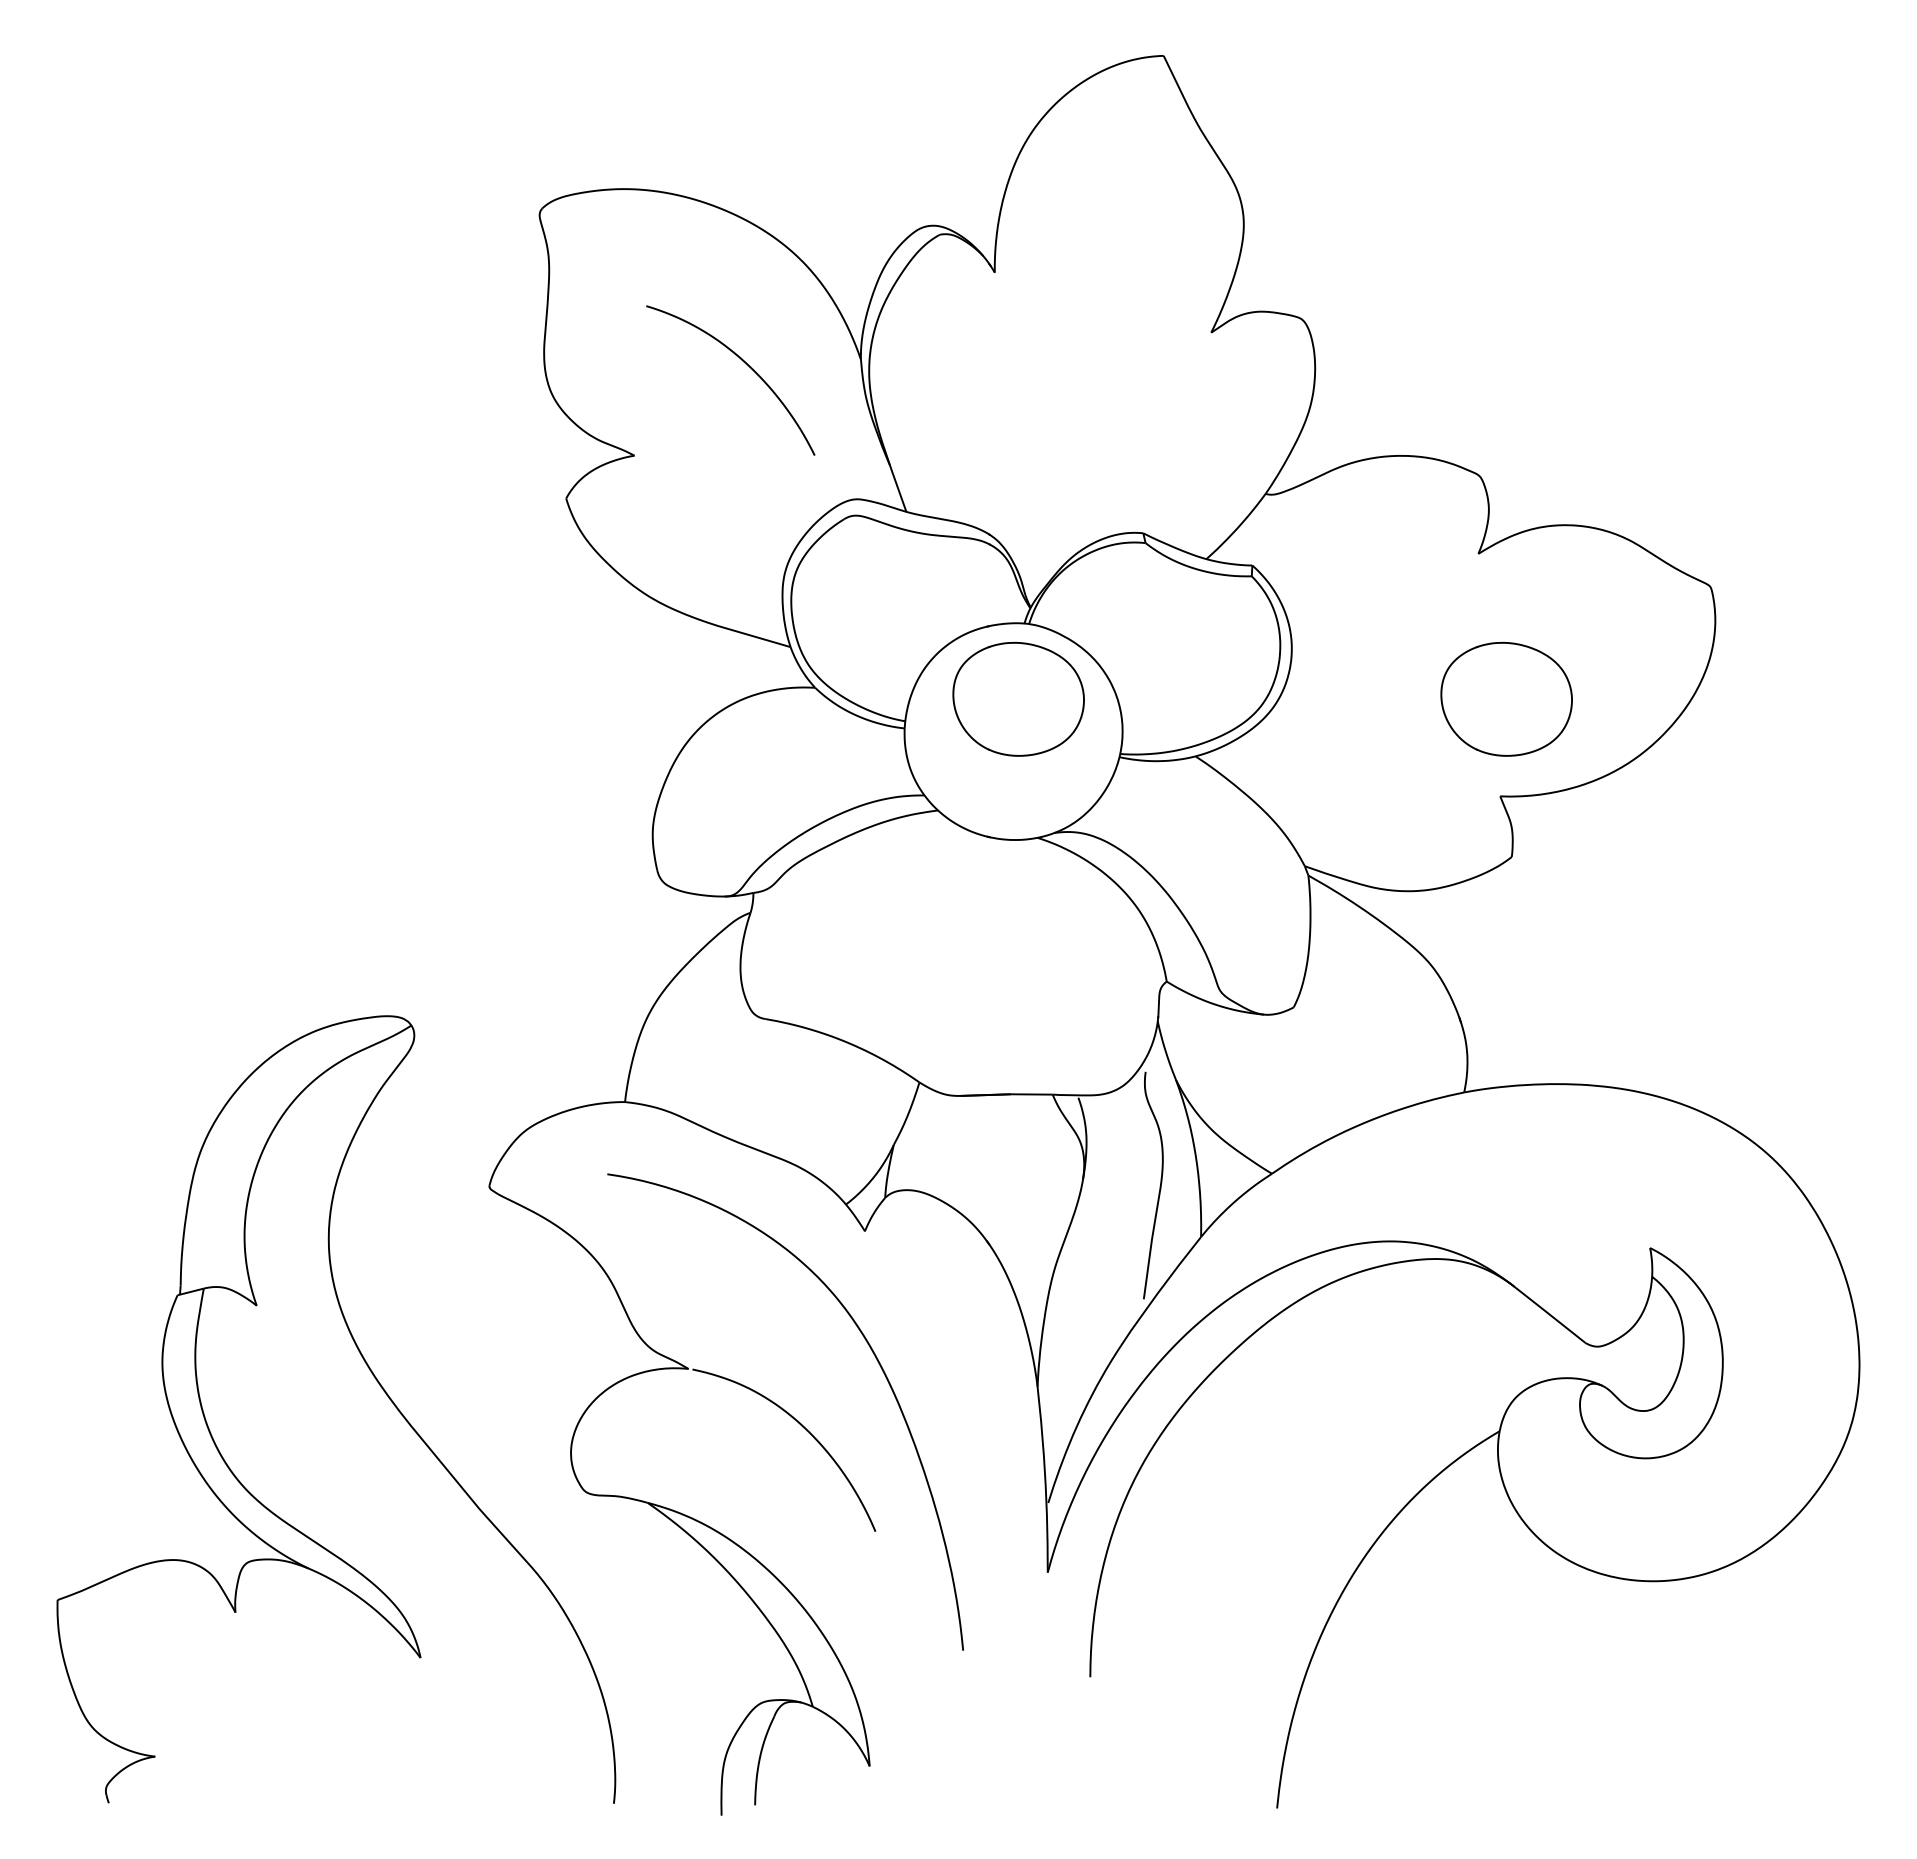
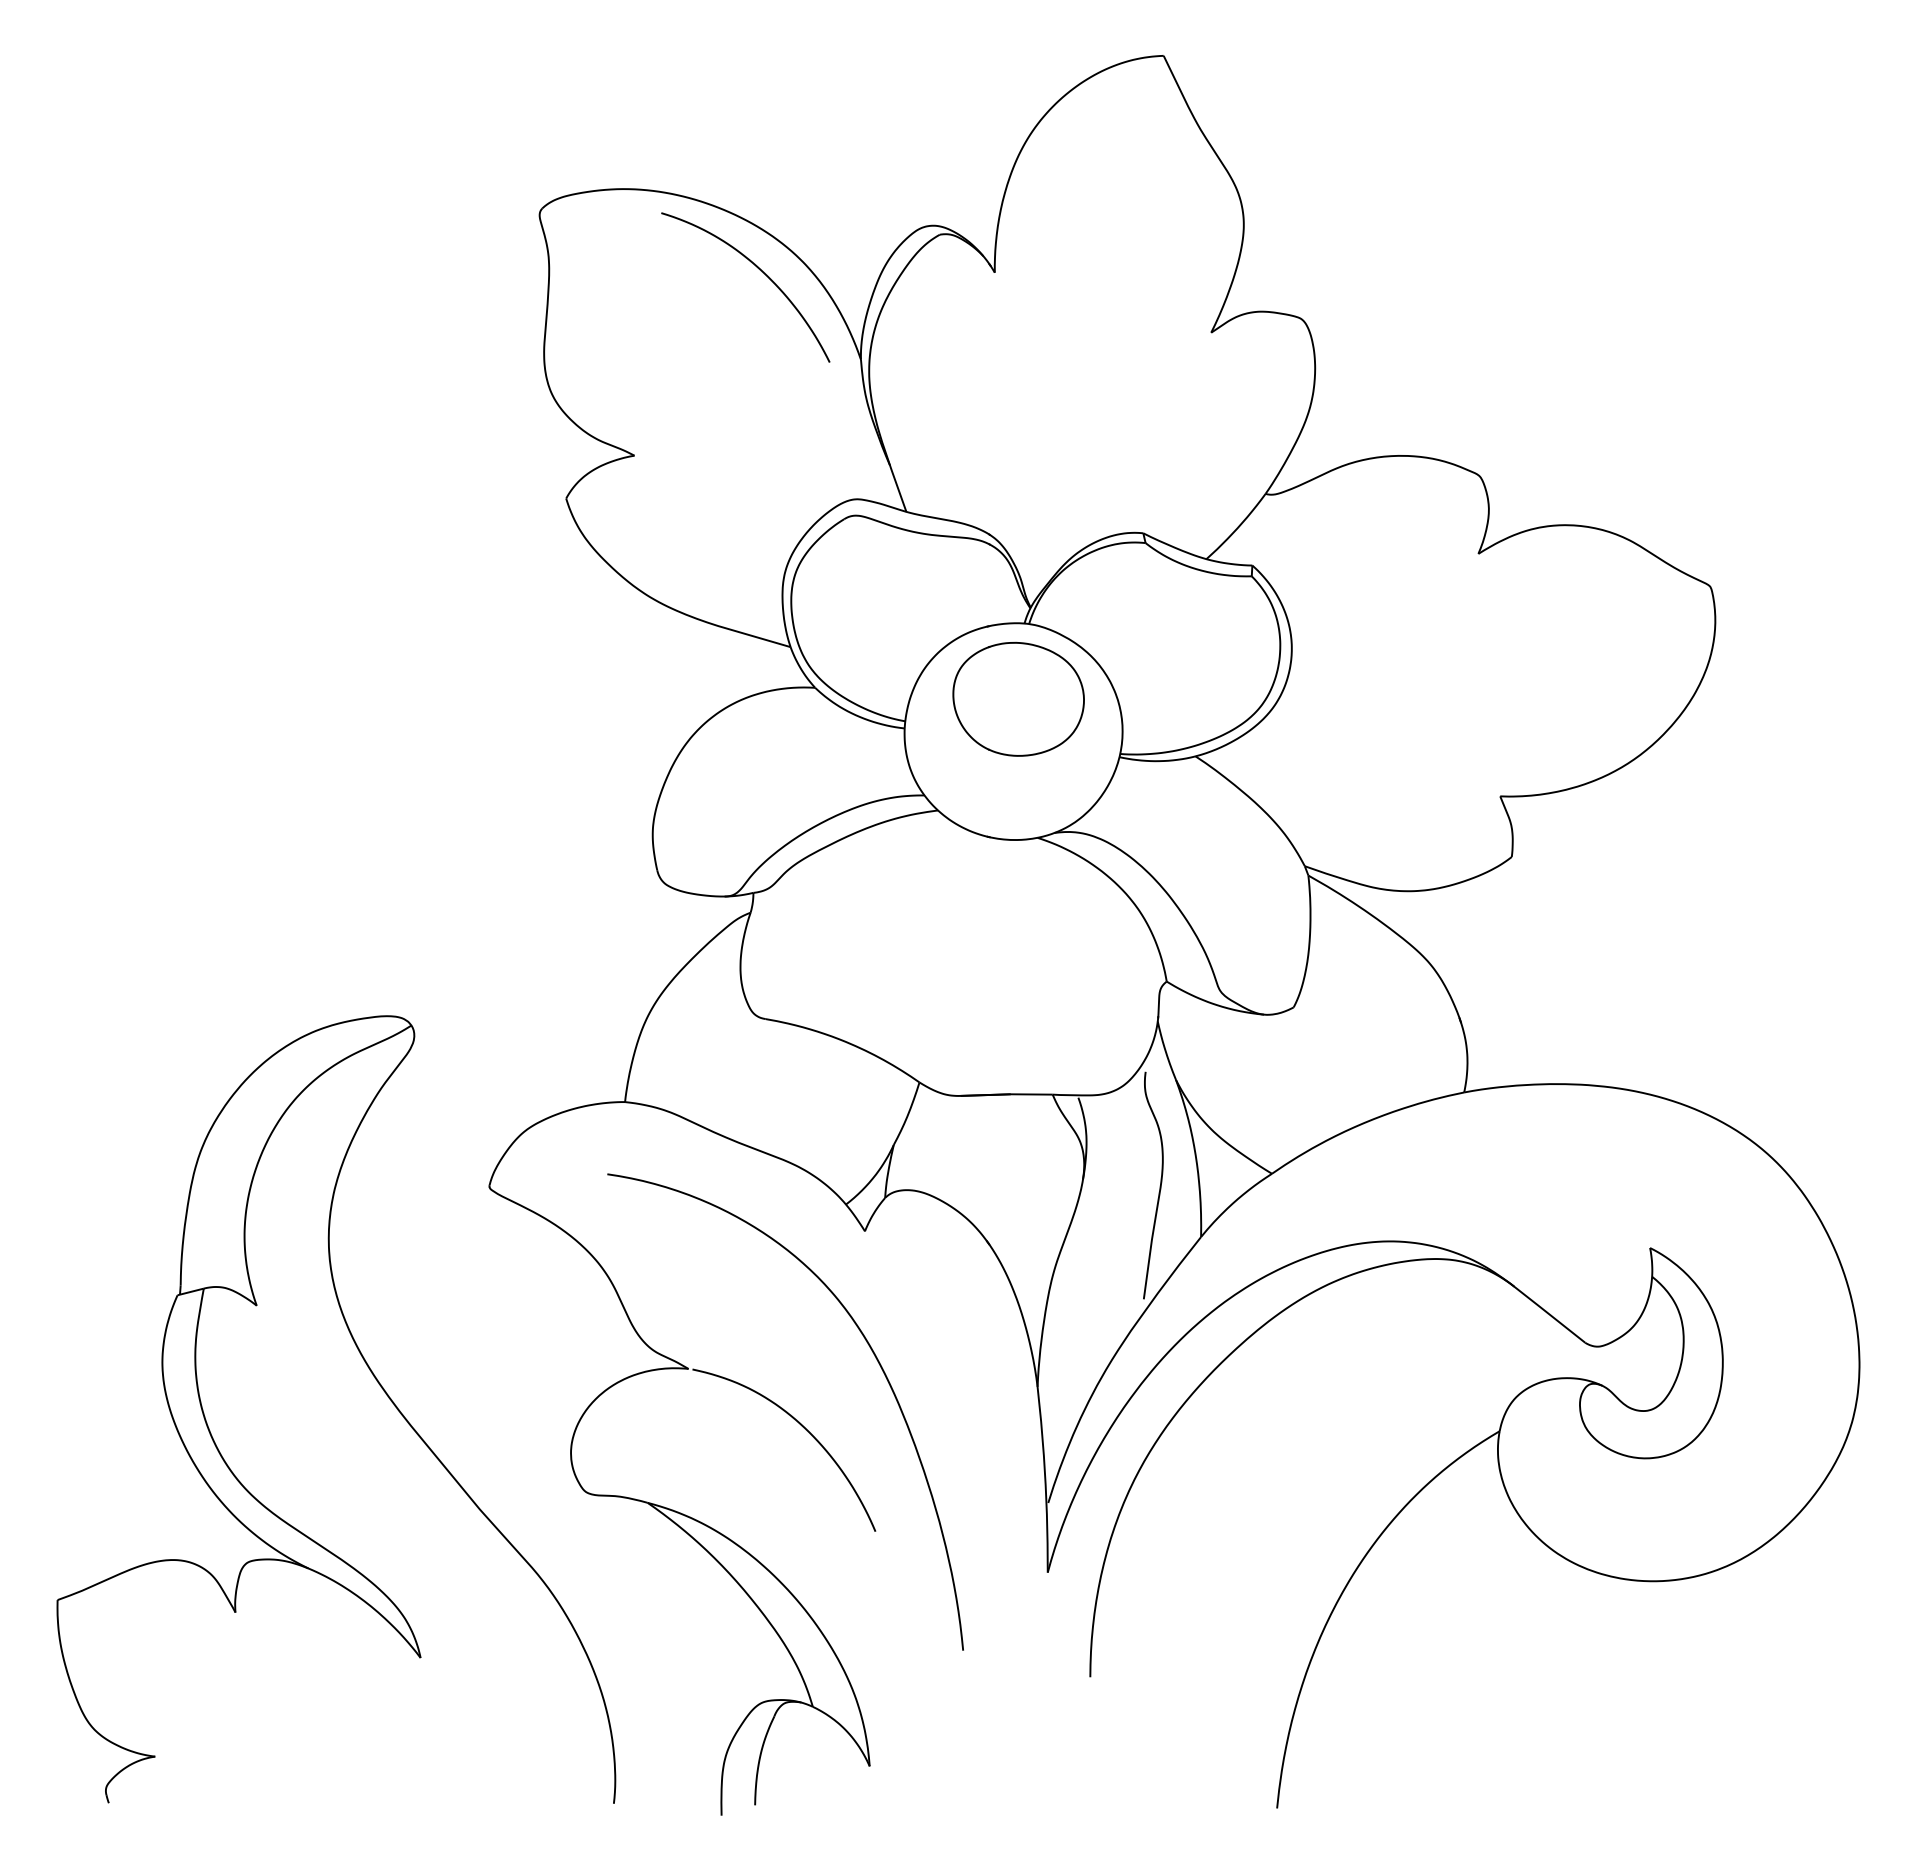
curve position: (744, 363) -> (759, 270) (759, 270)
part: present -> none (1506, 698)
